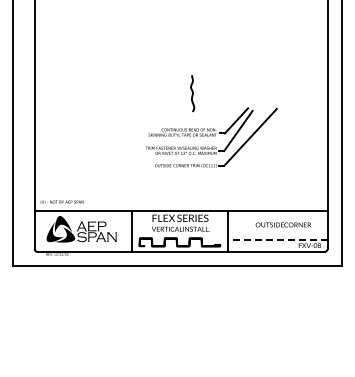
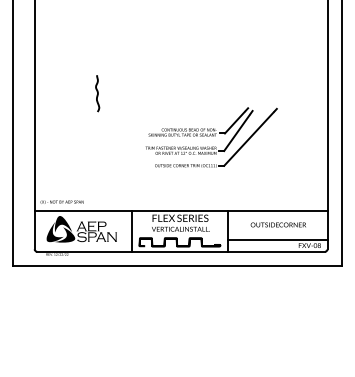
curve position: (192, 93) -> (97, 93) (97, 93)
text position: (282, 224) -> (277, 224) (277, 224)
line: dashed -> solid (277, 239)
